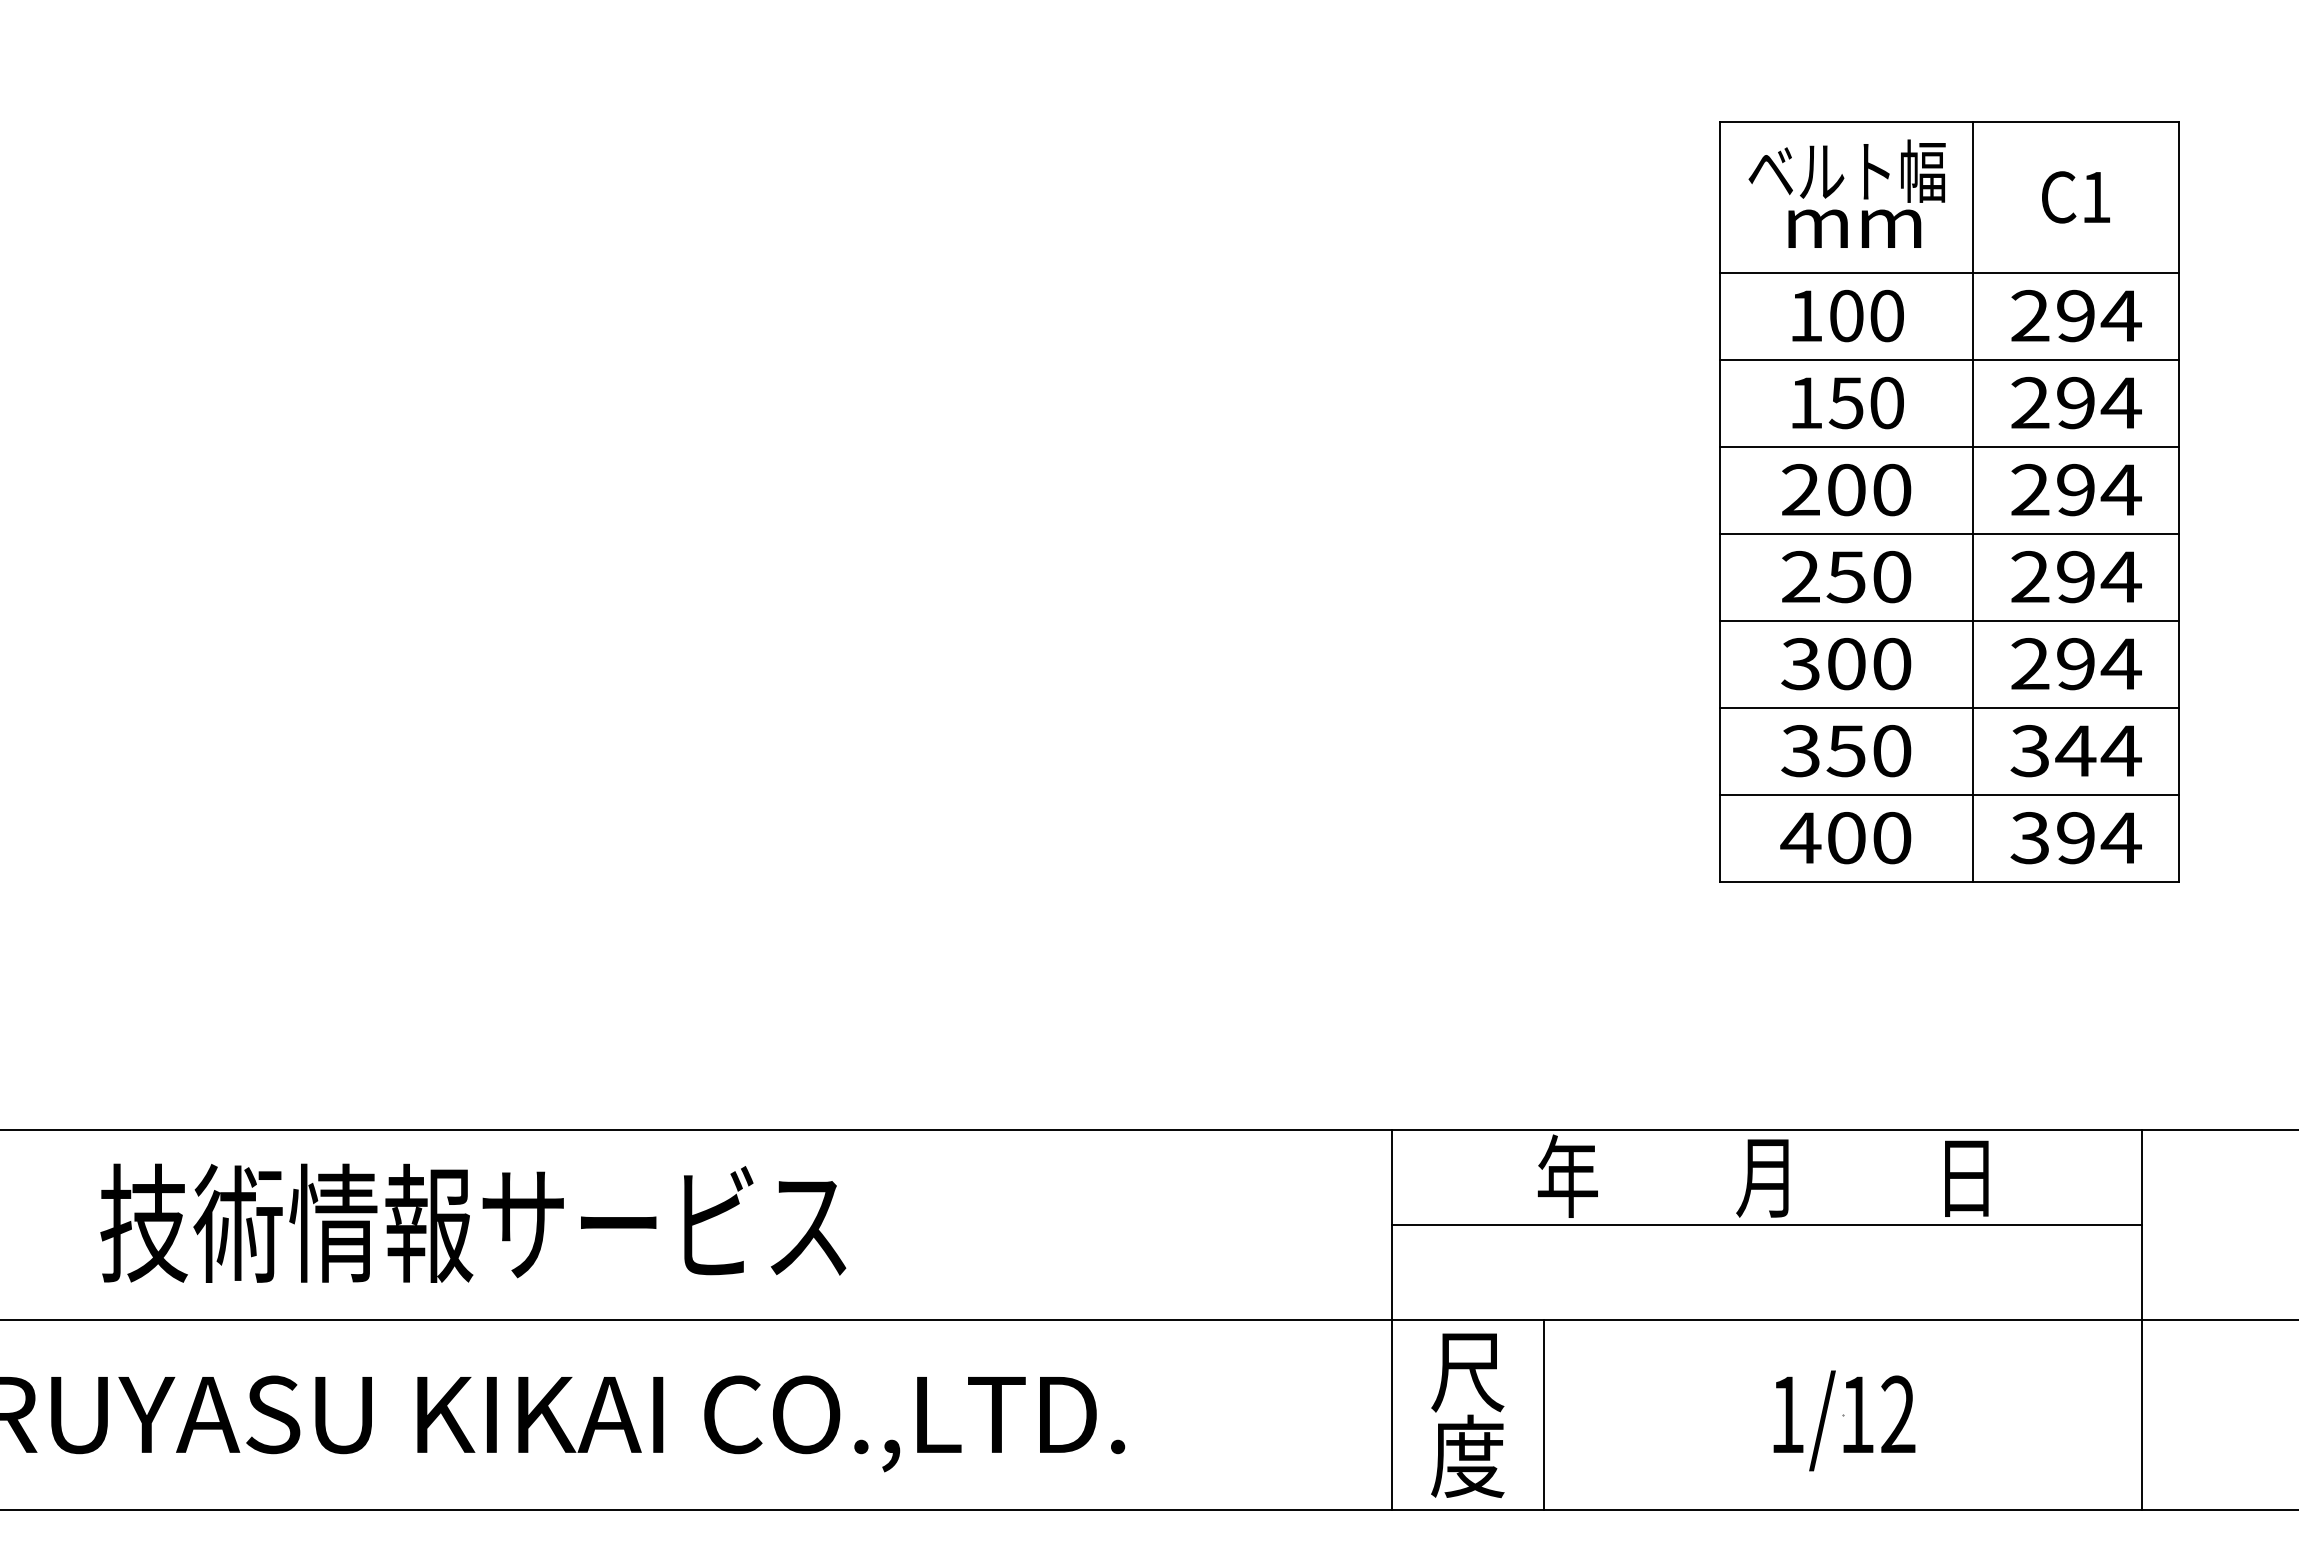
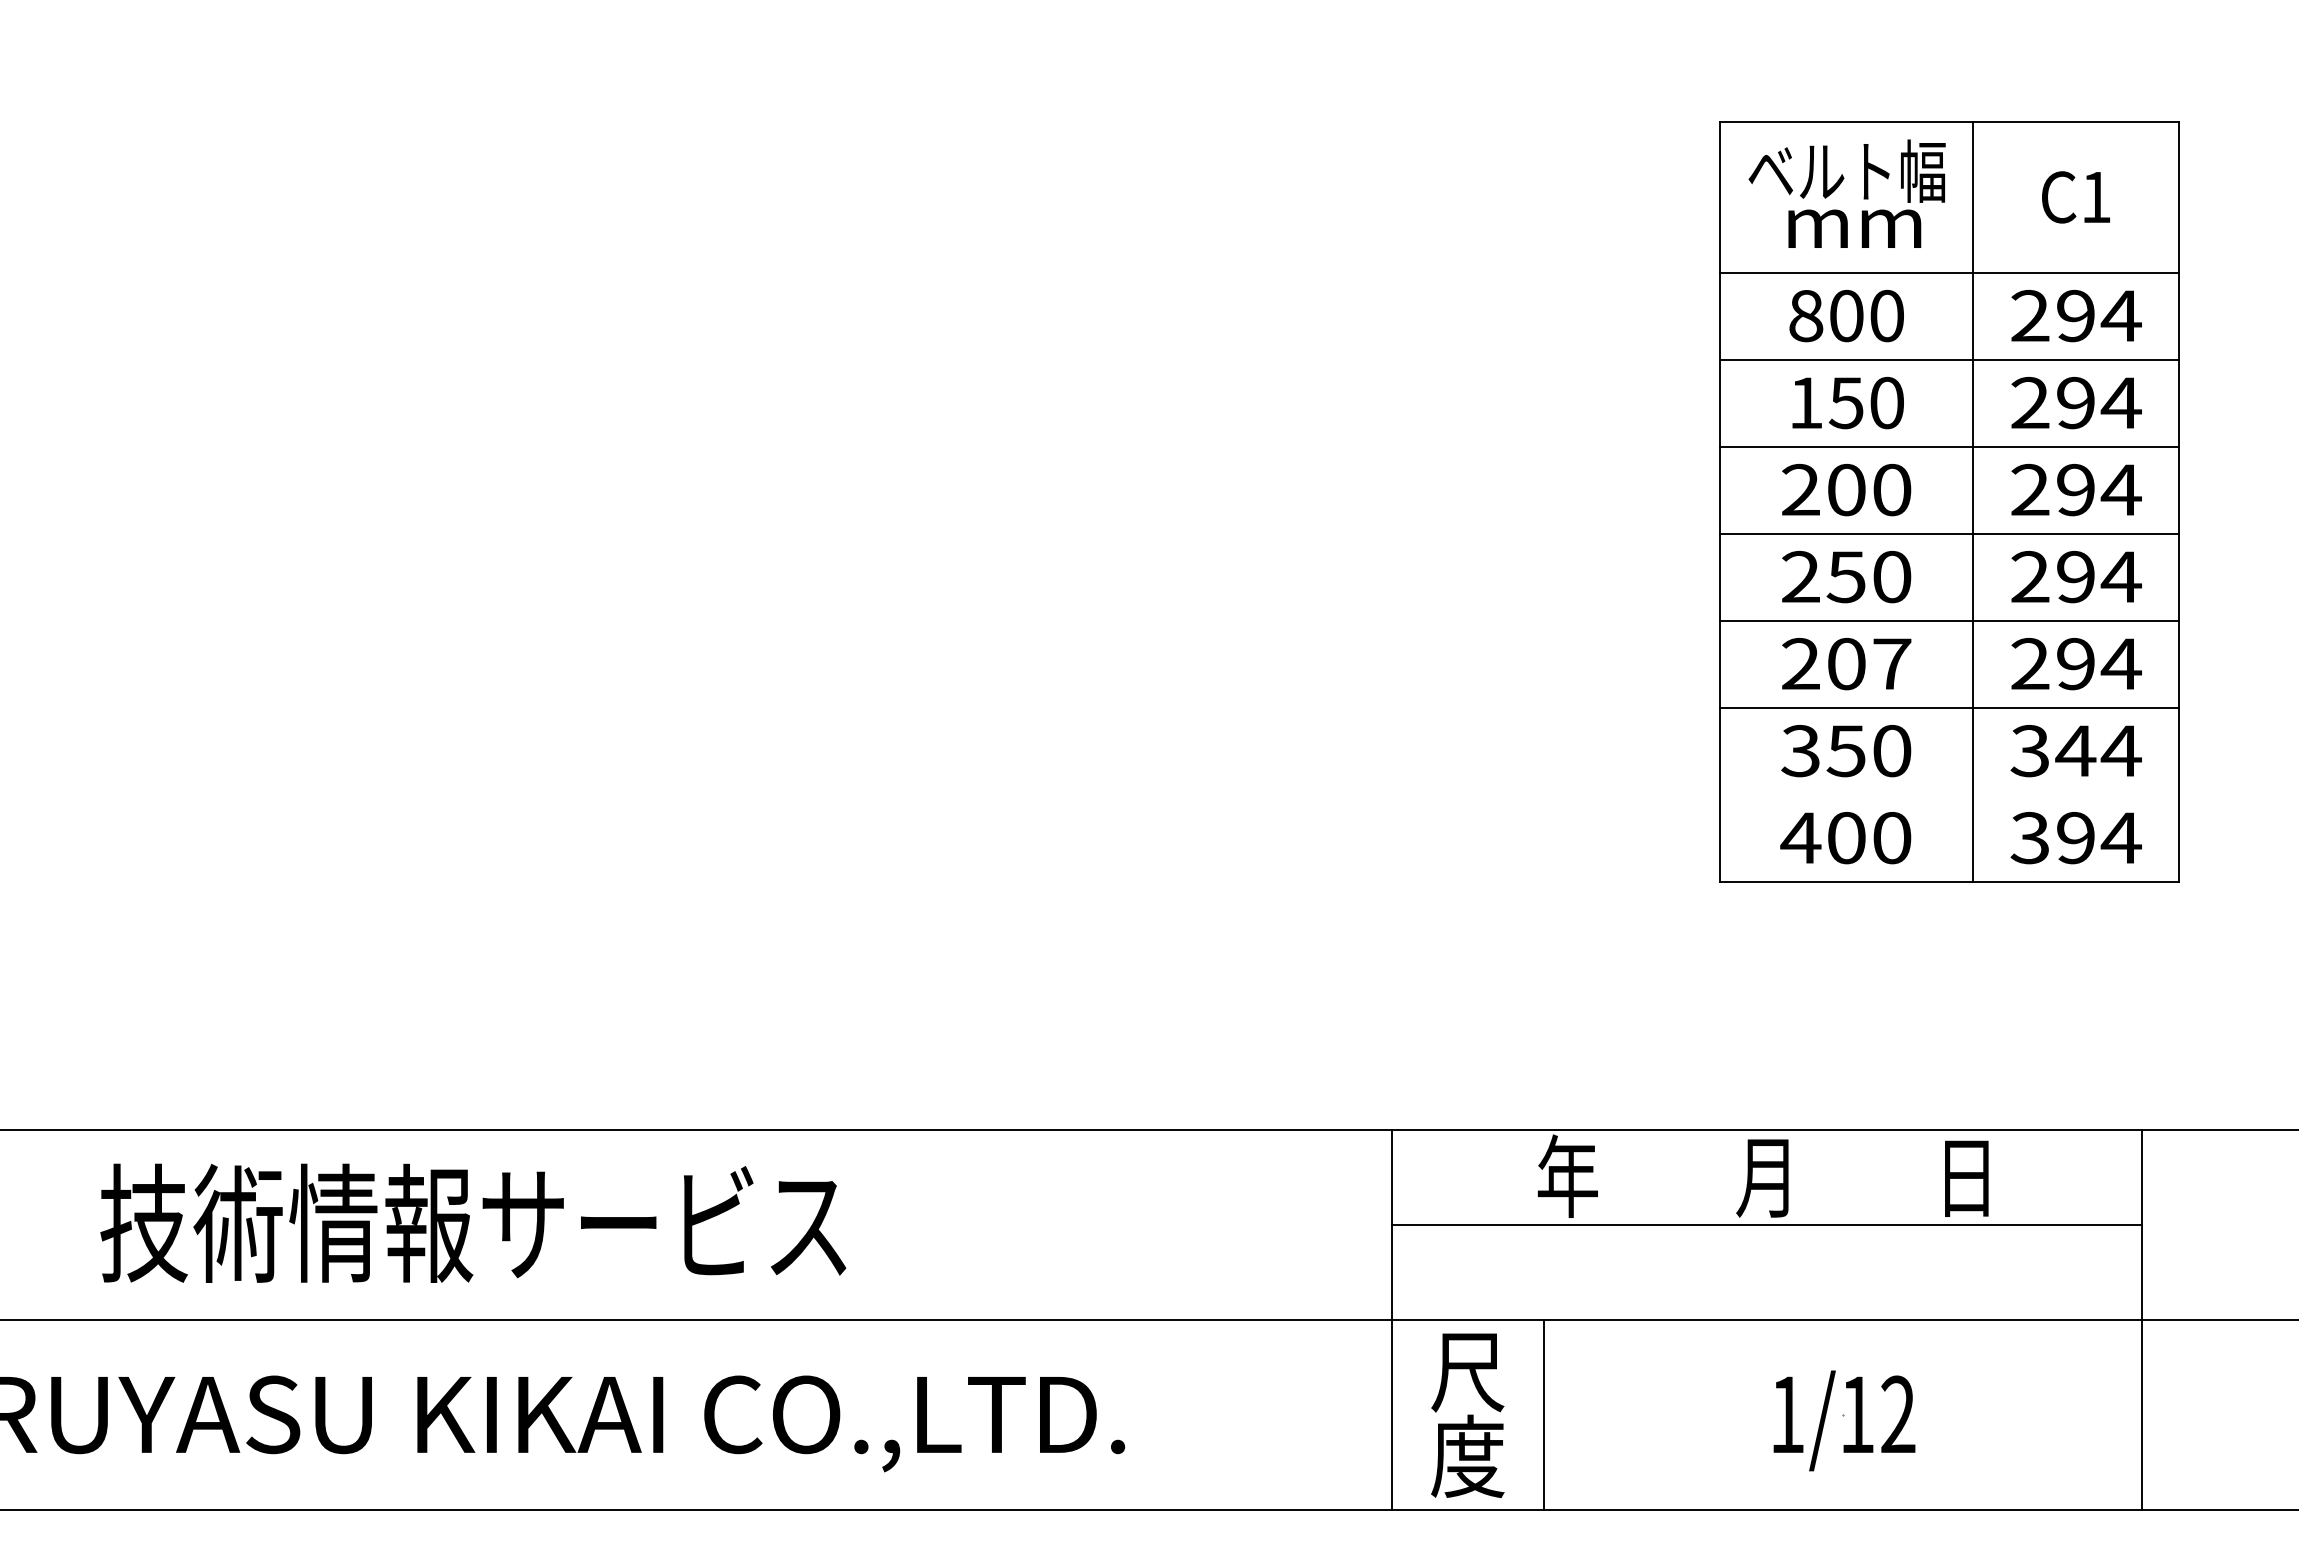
text: 100 -> 800 (1806, 316)
text: 300 -> 207 (1846, 663)
line: present -> none (1949, 794)
